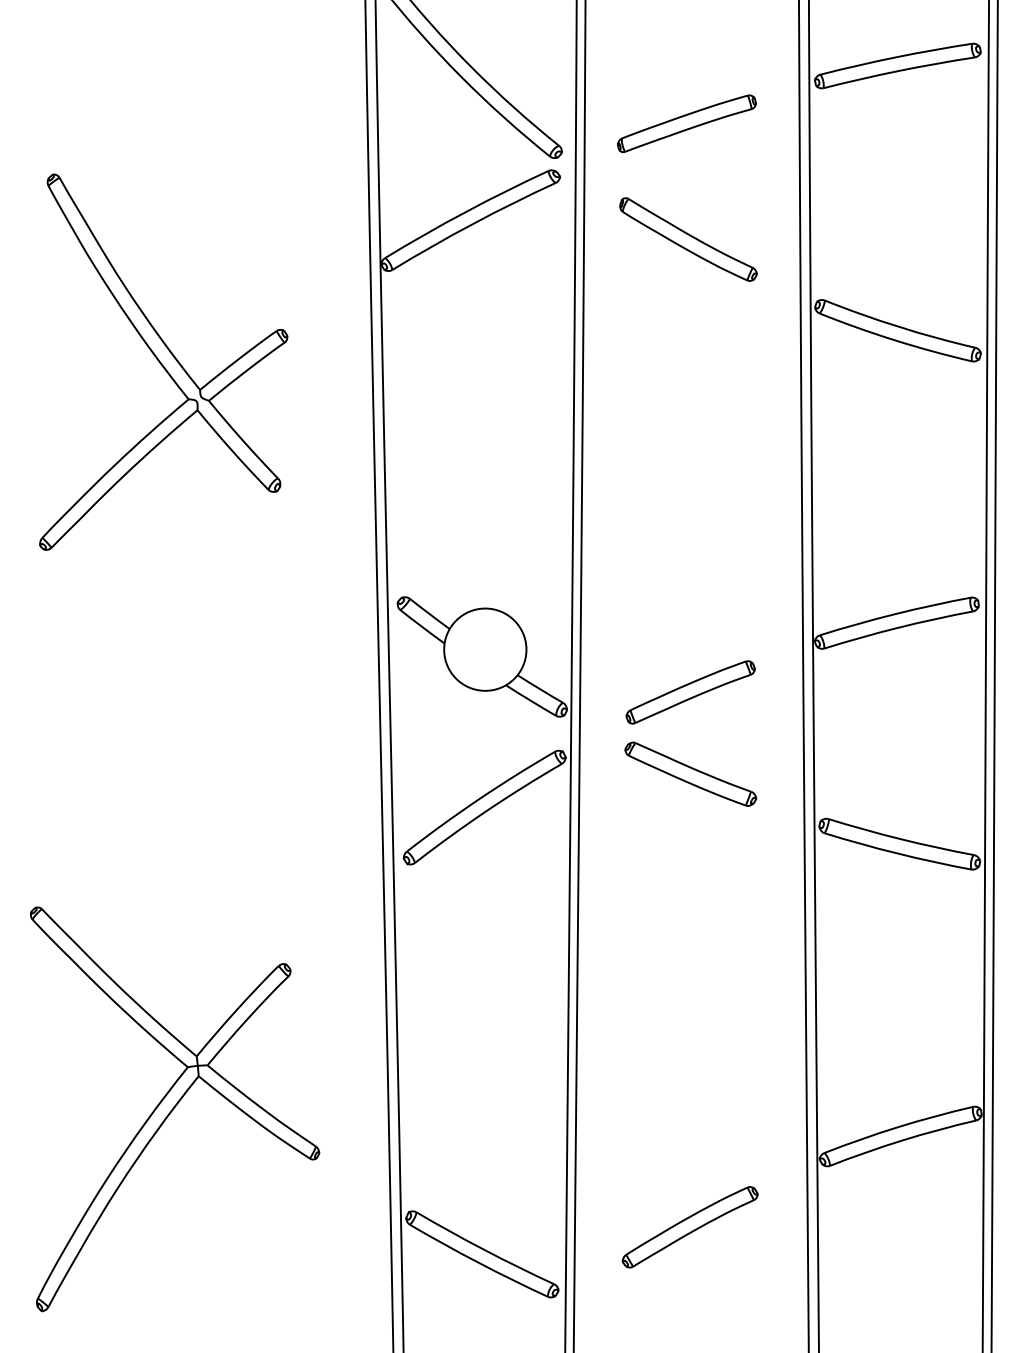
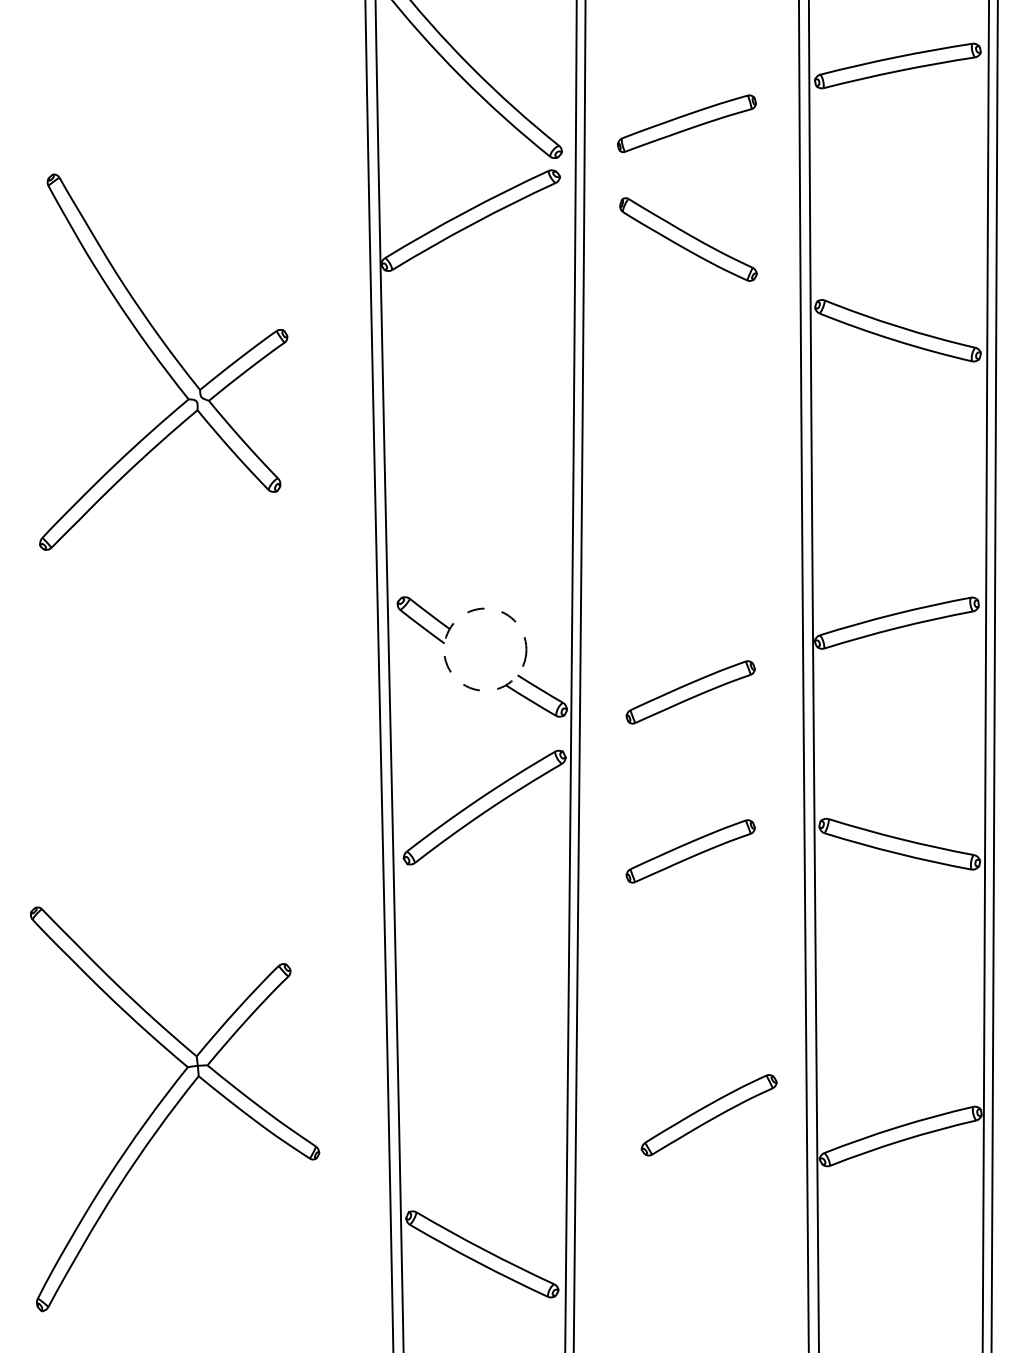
circle: solid -> dashed (485, 649)
part: present -> none (690, 773)
part: none -> present (690, 851)
part position: (689, 1227) -> (708, 1115) (708, 1115)
